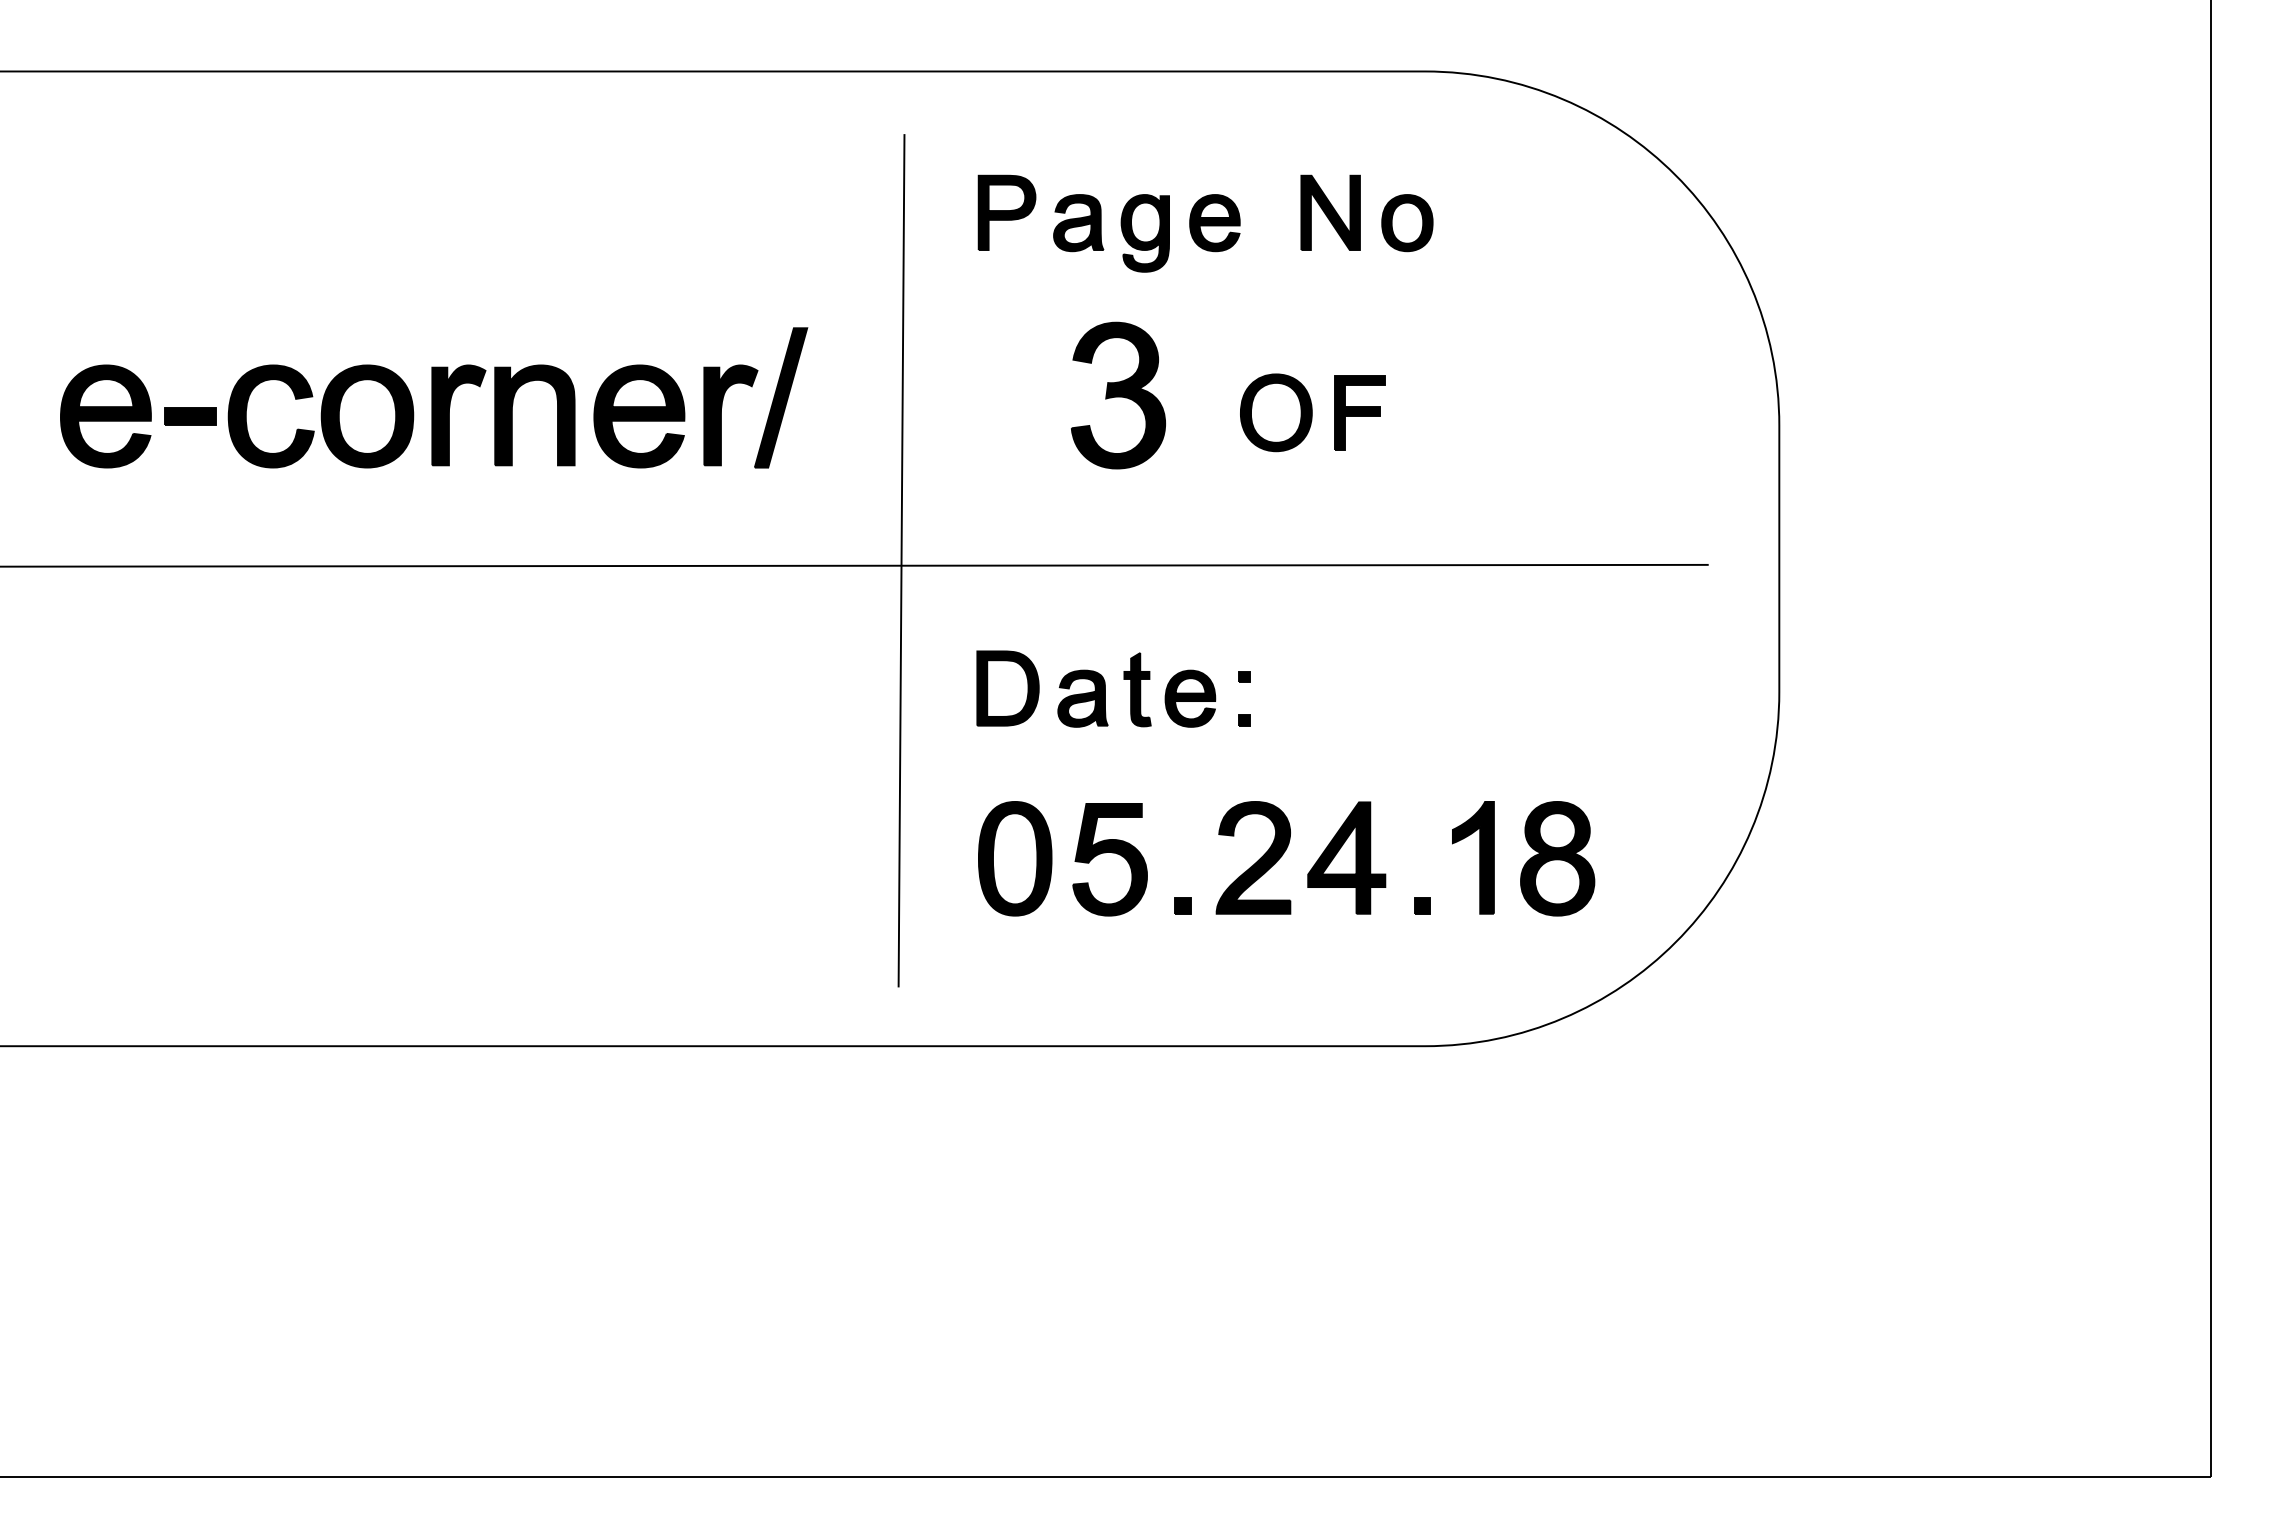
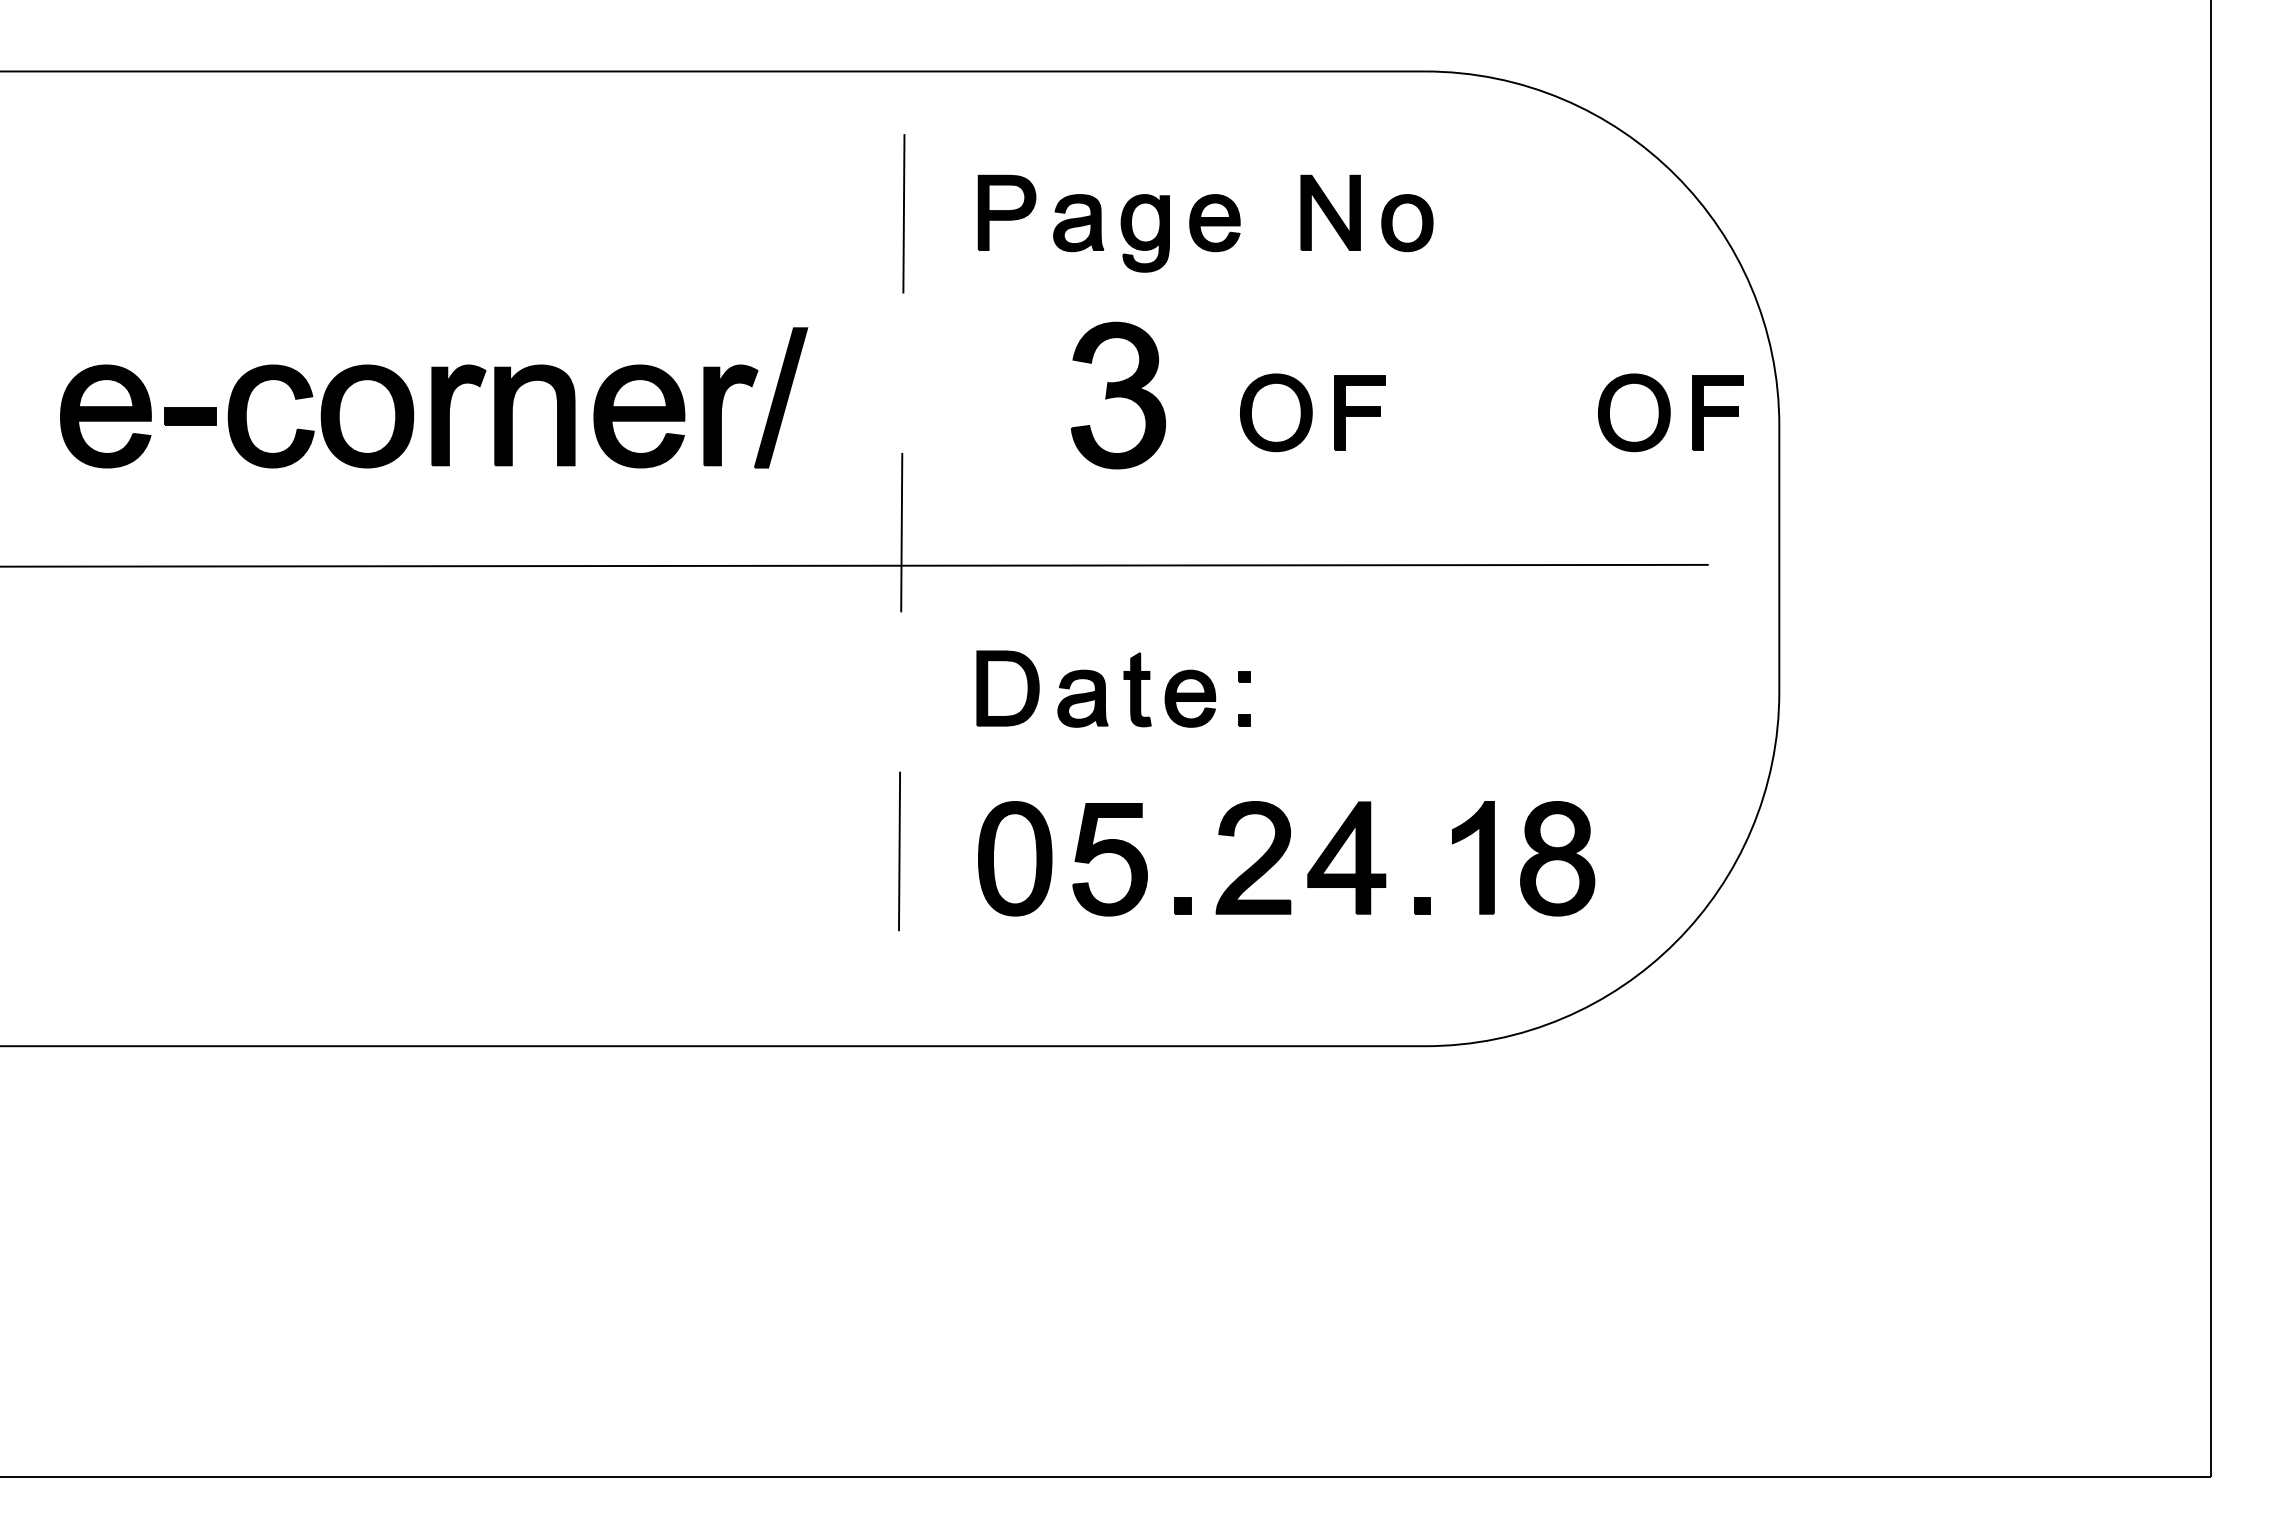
part: none -> present (1670, 412)
line: solid -> dashed (901, 560)
